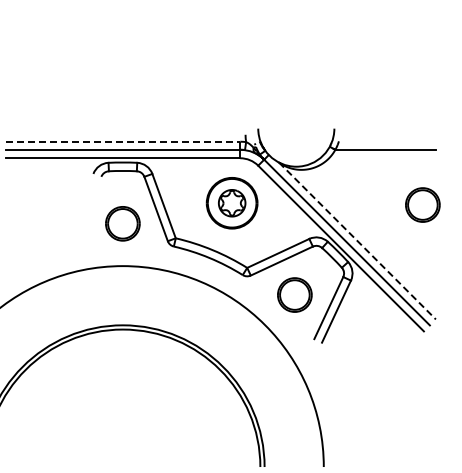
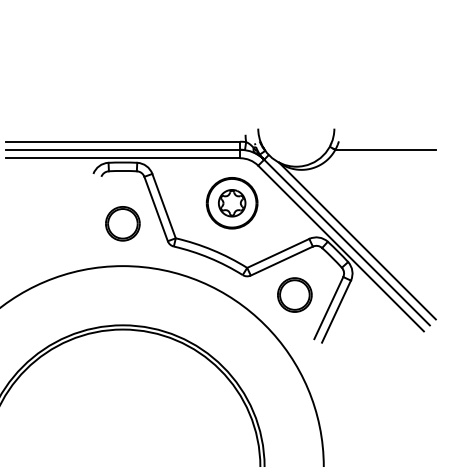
line: dashed -> solid (123, 141)
part: present -> none (422, 204)
line: dashed -> solid (357, 241)
